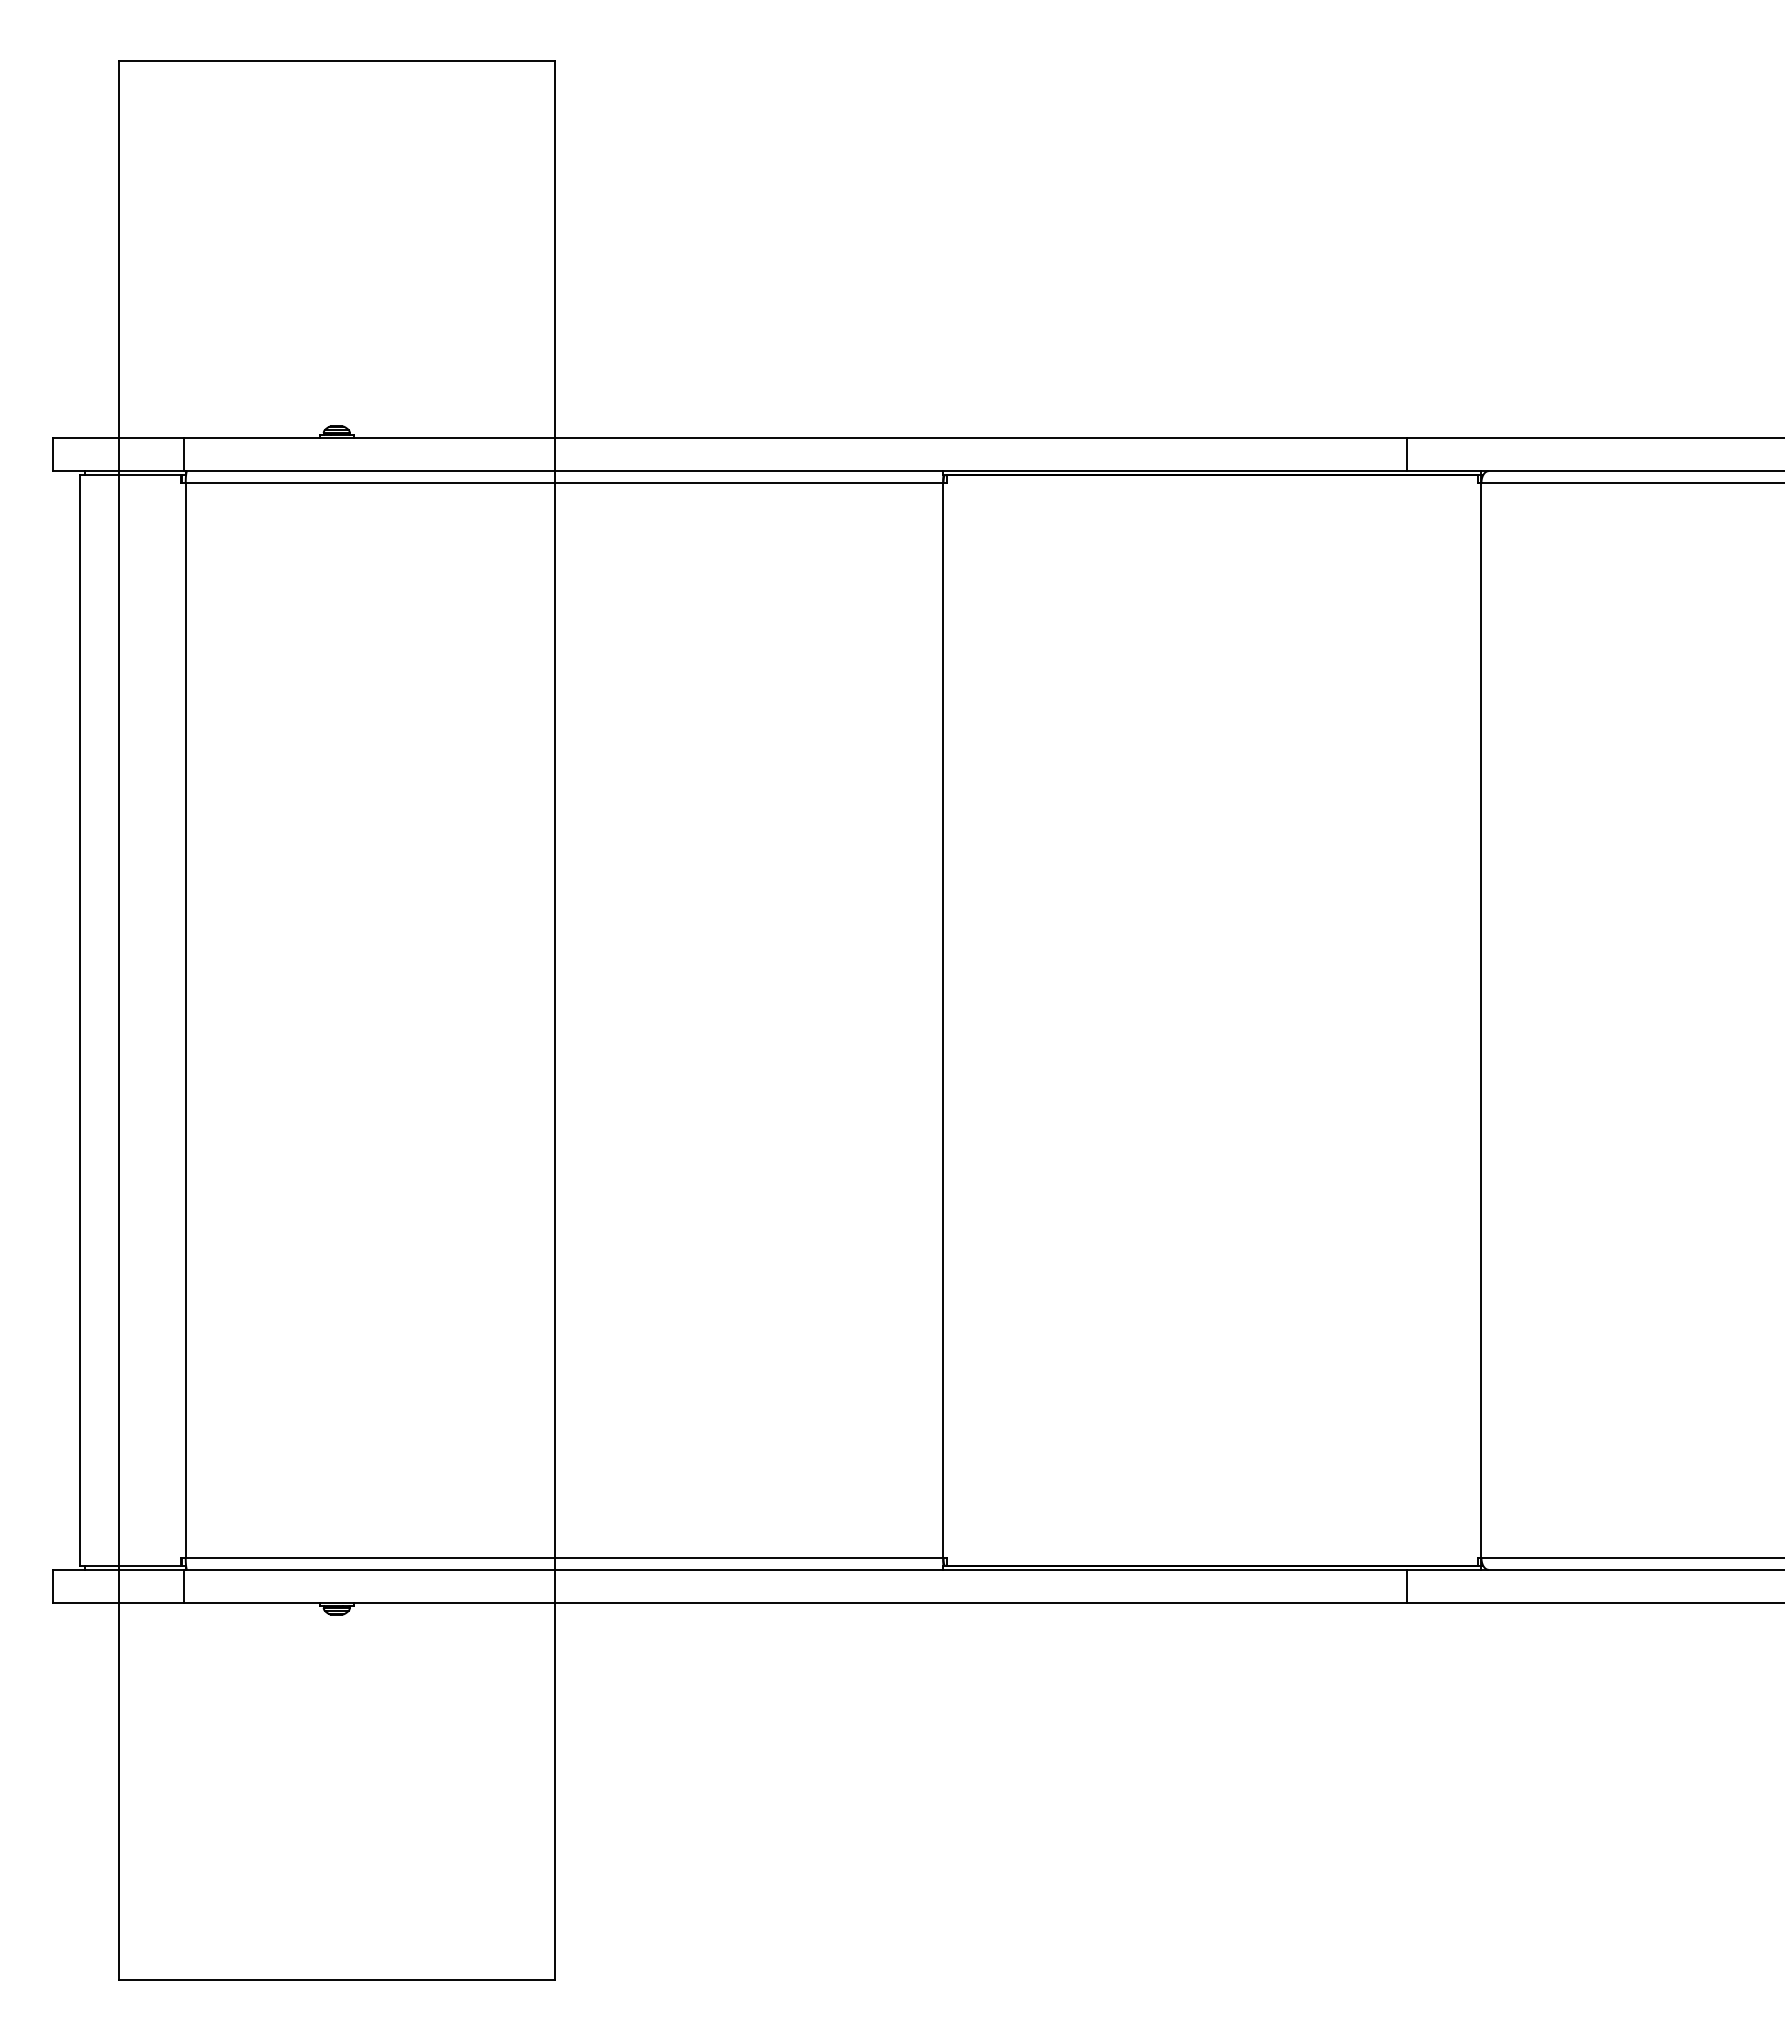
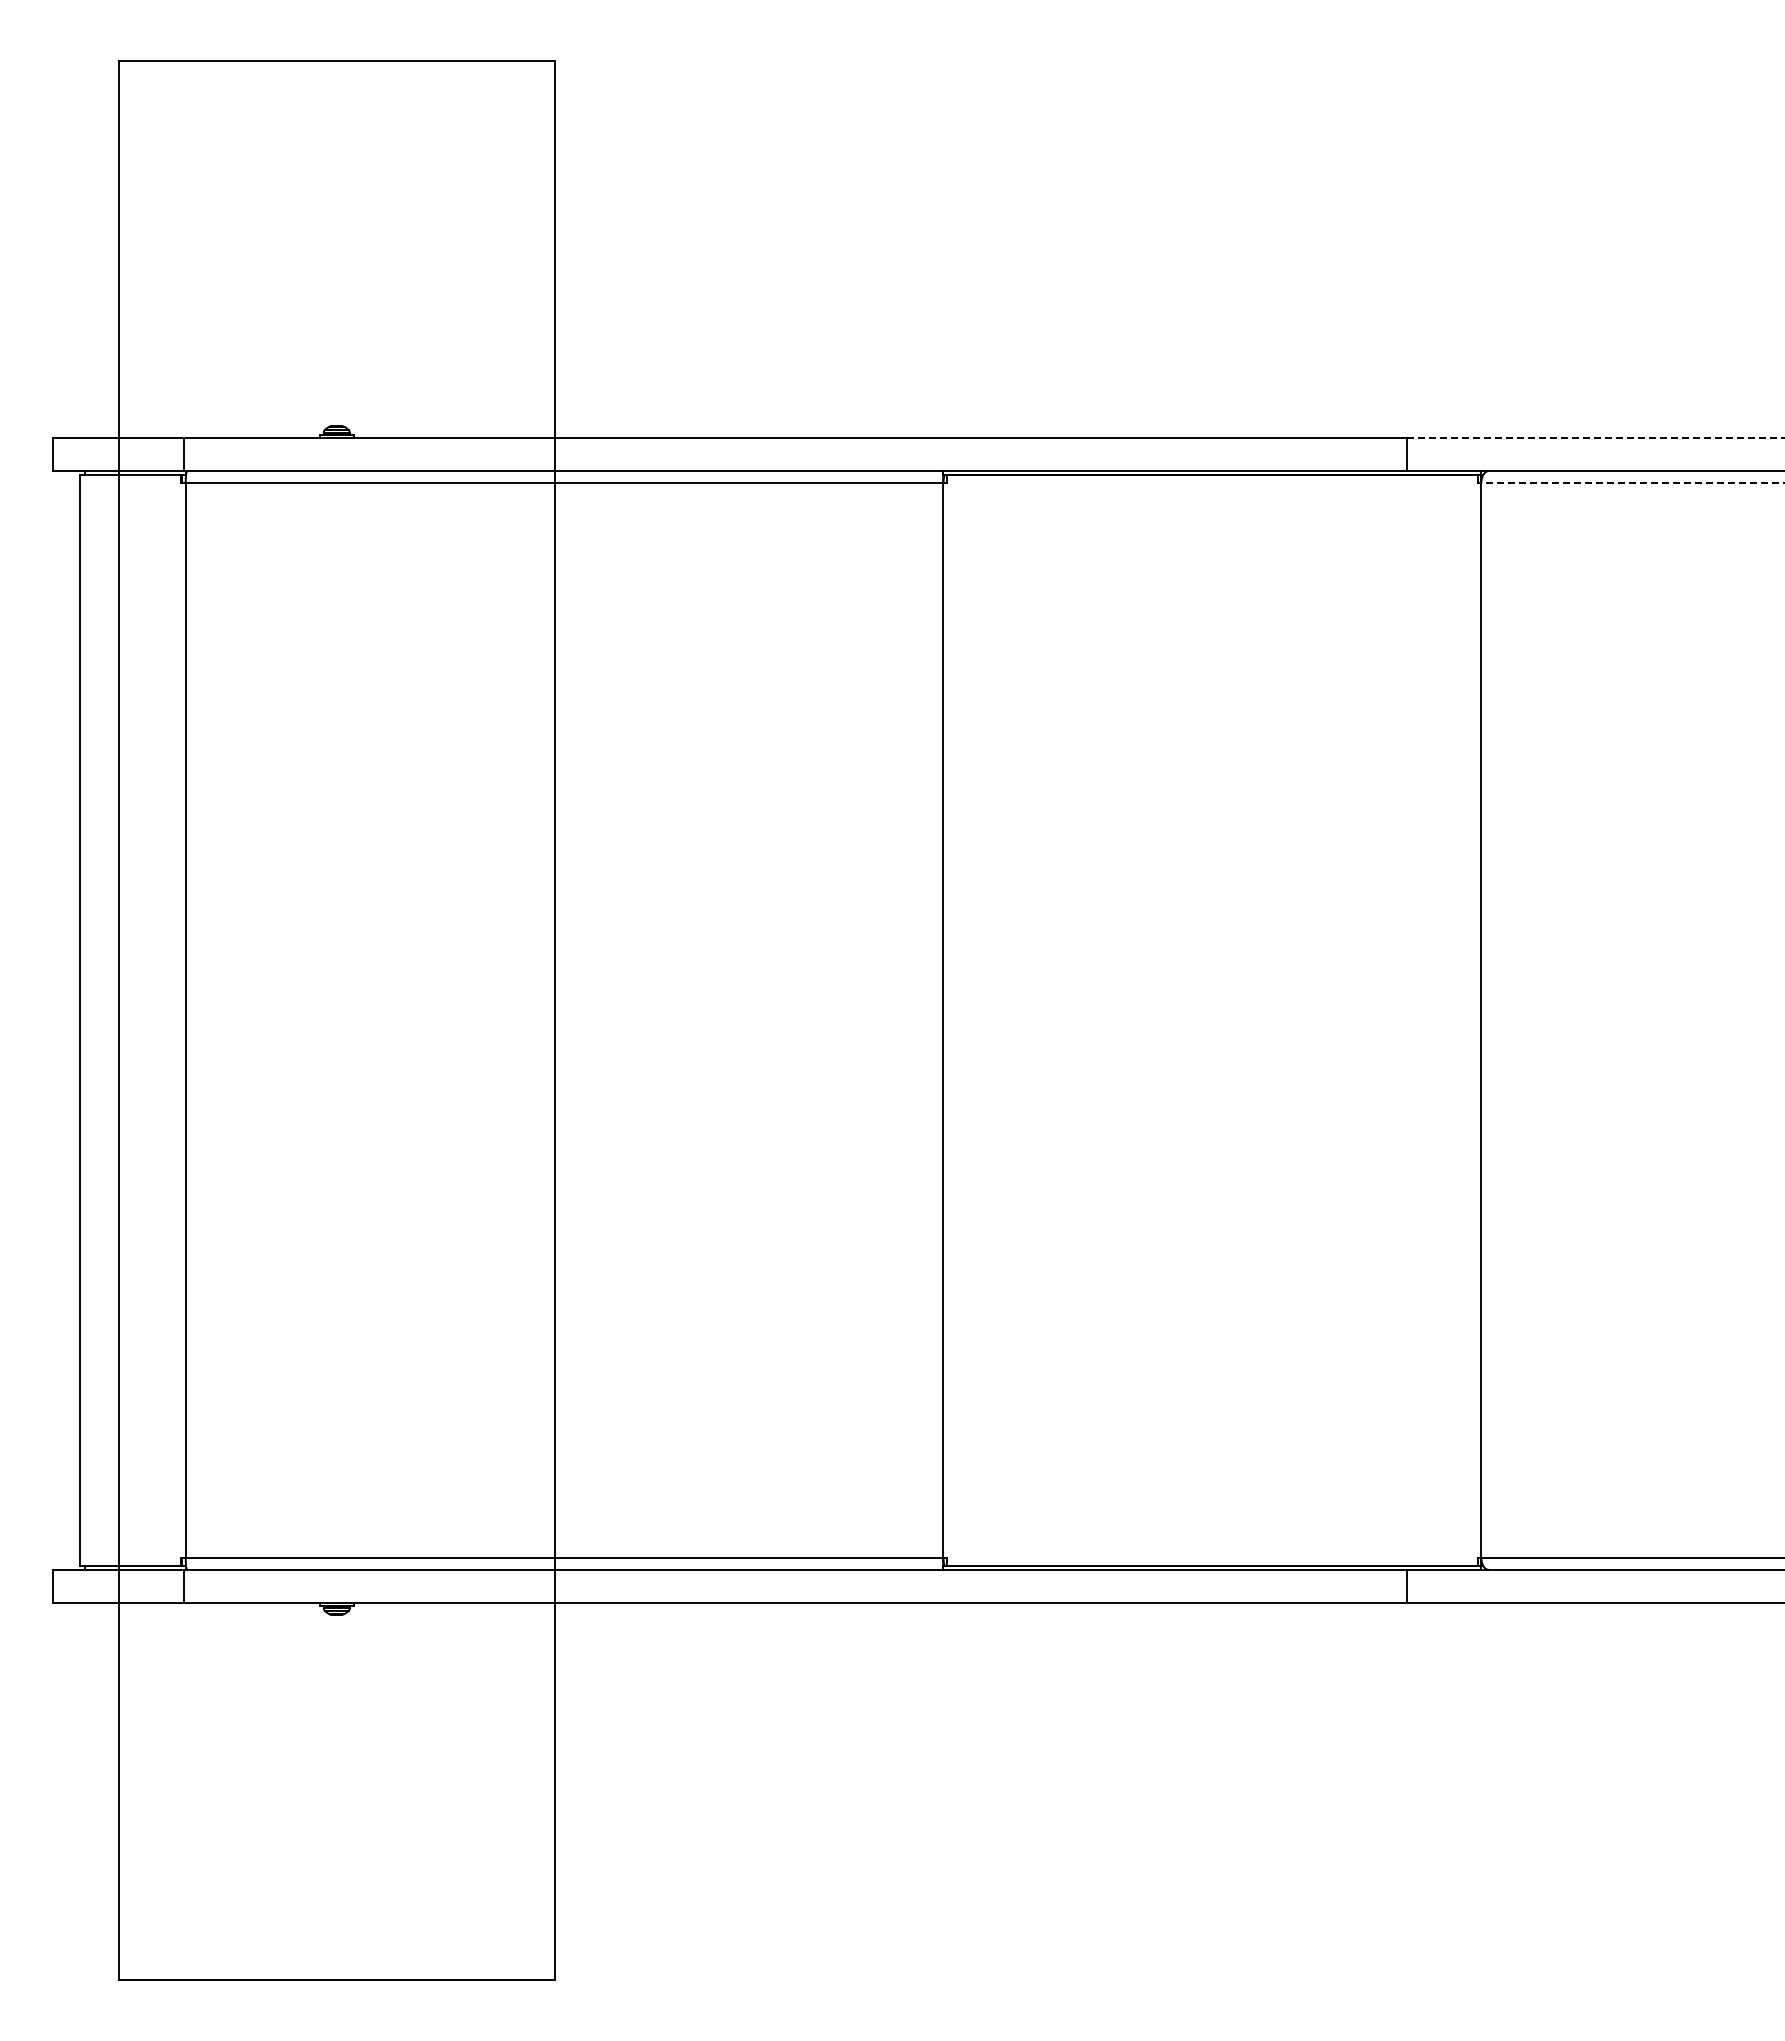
line: solid -> dashed (1595, 438)
line: solid -> dashed (1632, 483)
